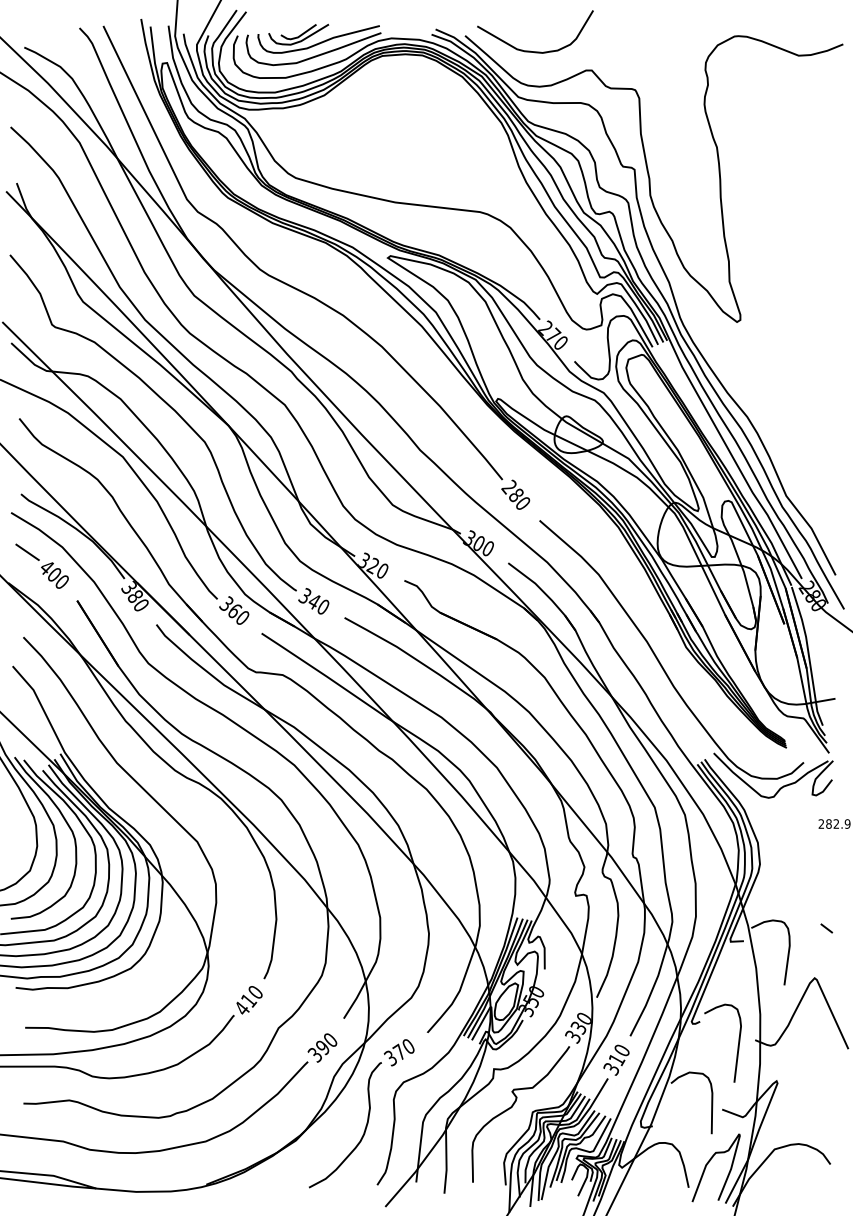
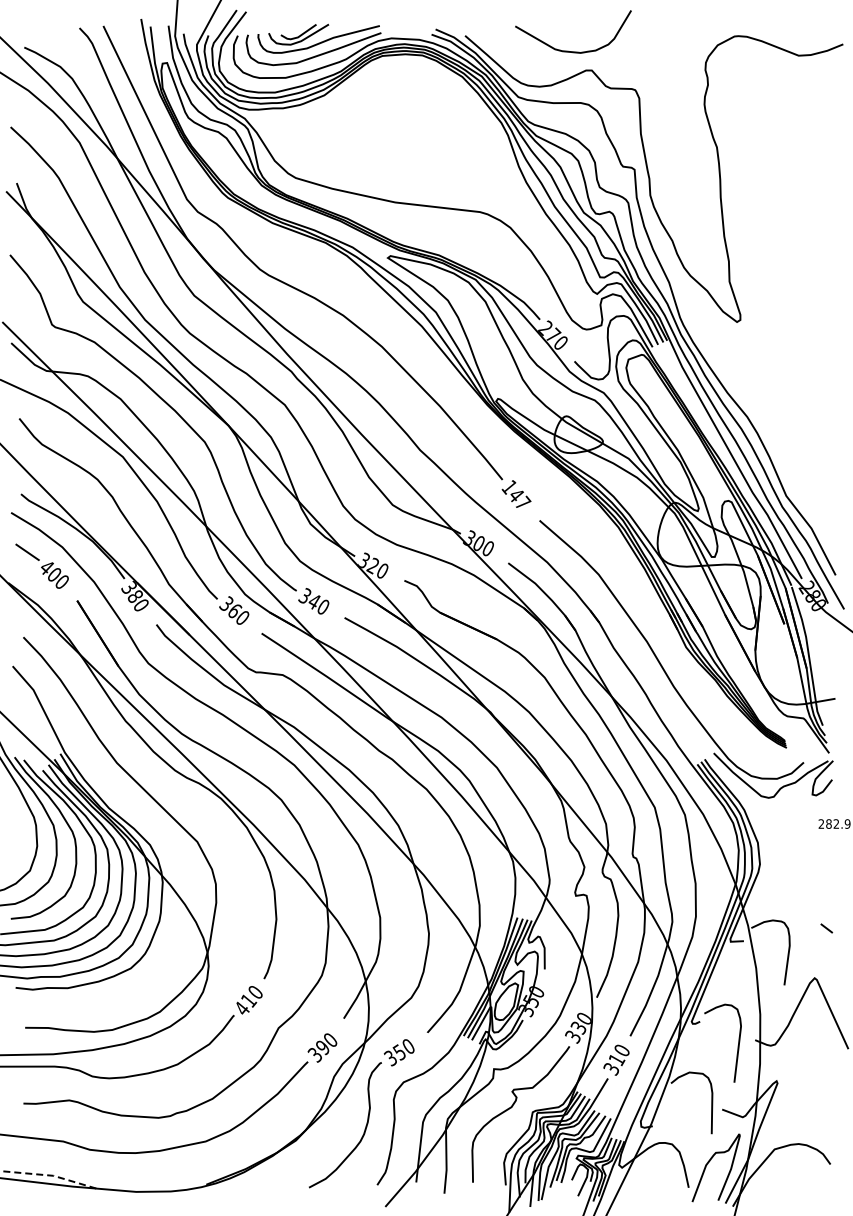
curve position: (530, 50) -> (568, 50) (568, 50)
text: 280 -> 147 (516, 494)
text: 370 -> 350 (398, 1051)
line: solid -> dashed (49, 1175)
